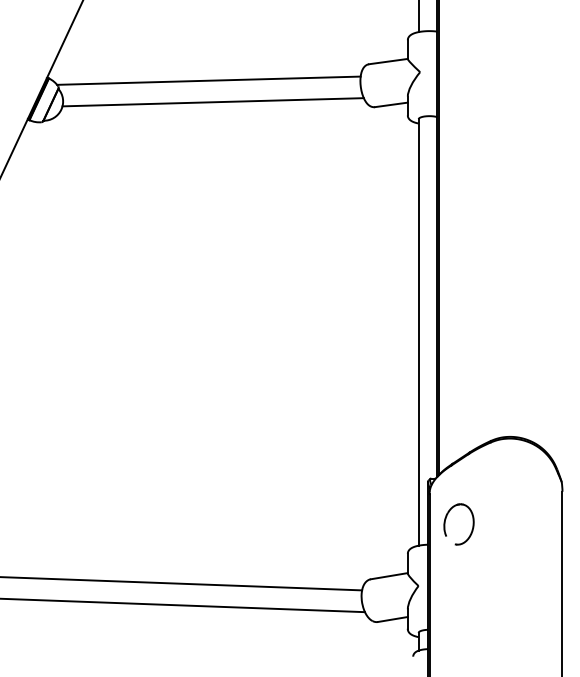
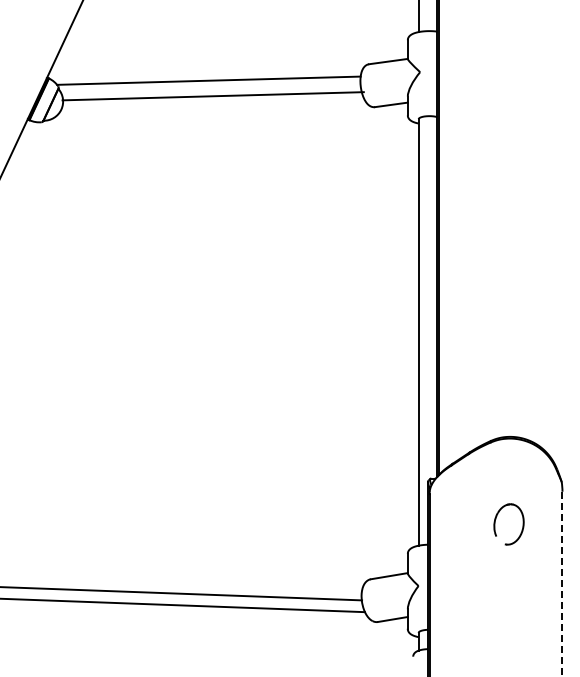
line position: (212, 102) -> (212, 96) (212, 96)
part position: (446, 519) -> (496, 519) (496, 519)
line position: (182, 583) -> (182, 593) (182, 593)
line: solid -> dashed (562, 584)
